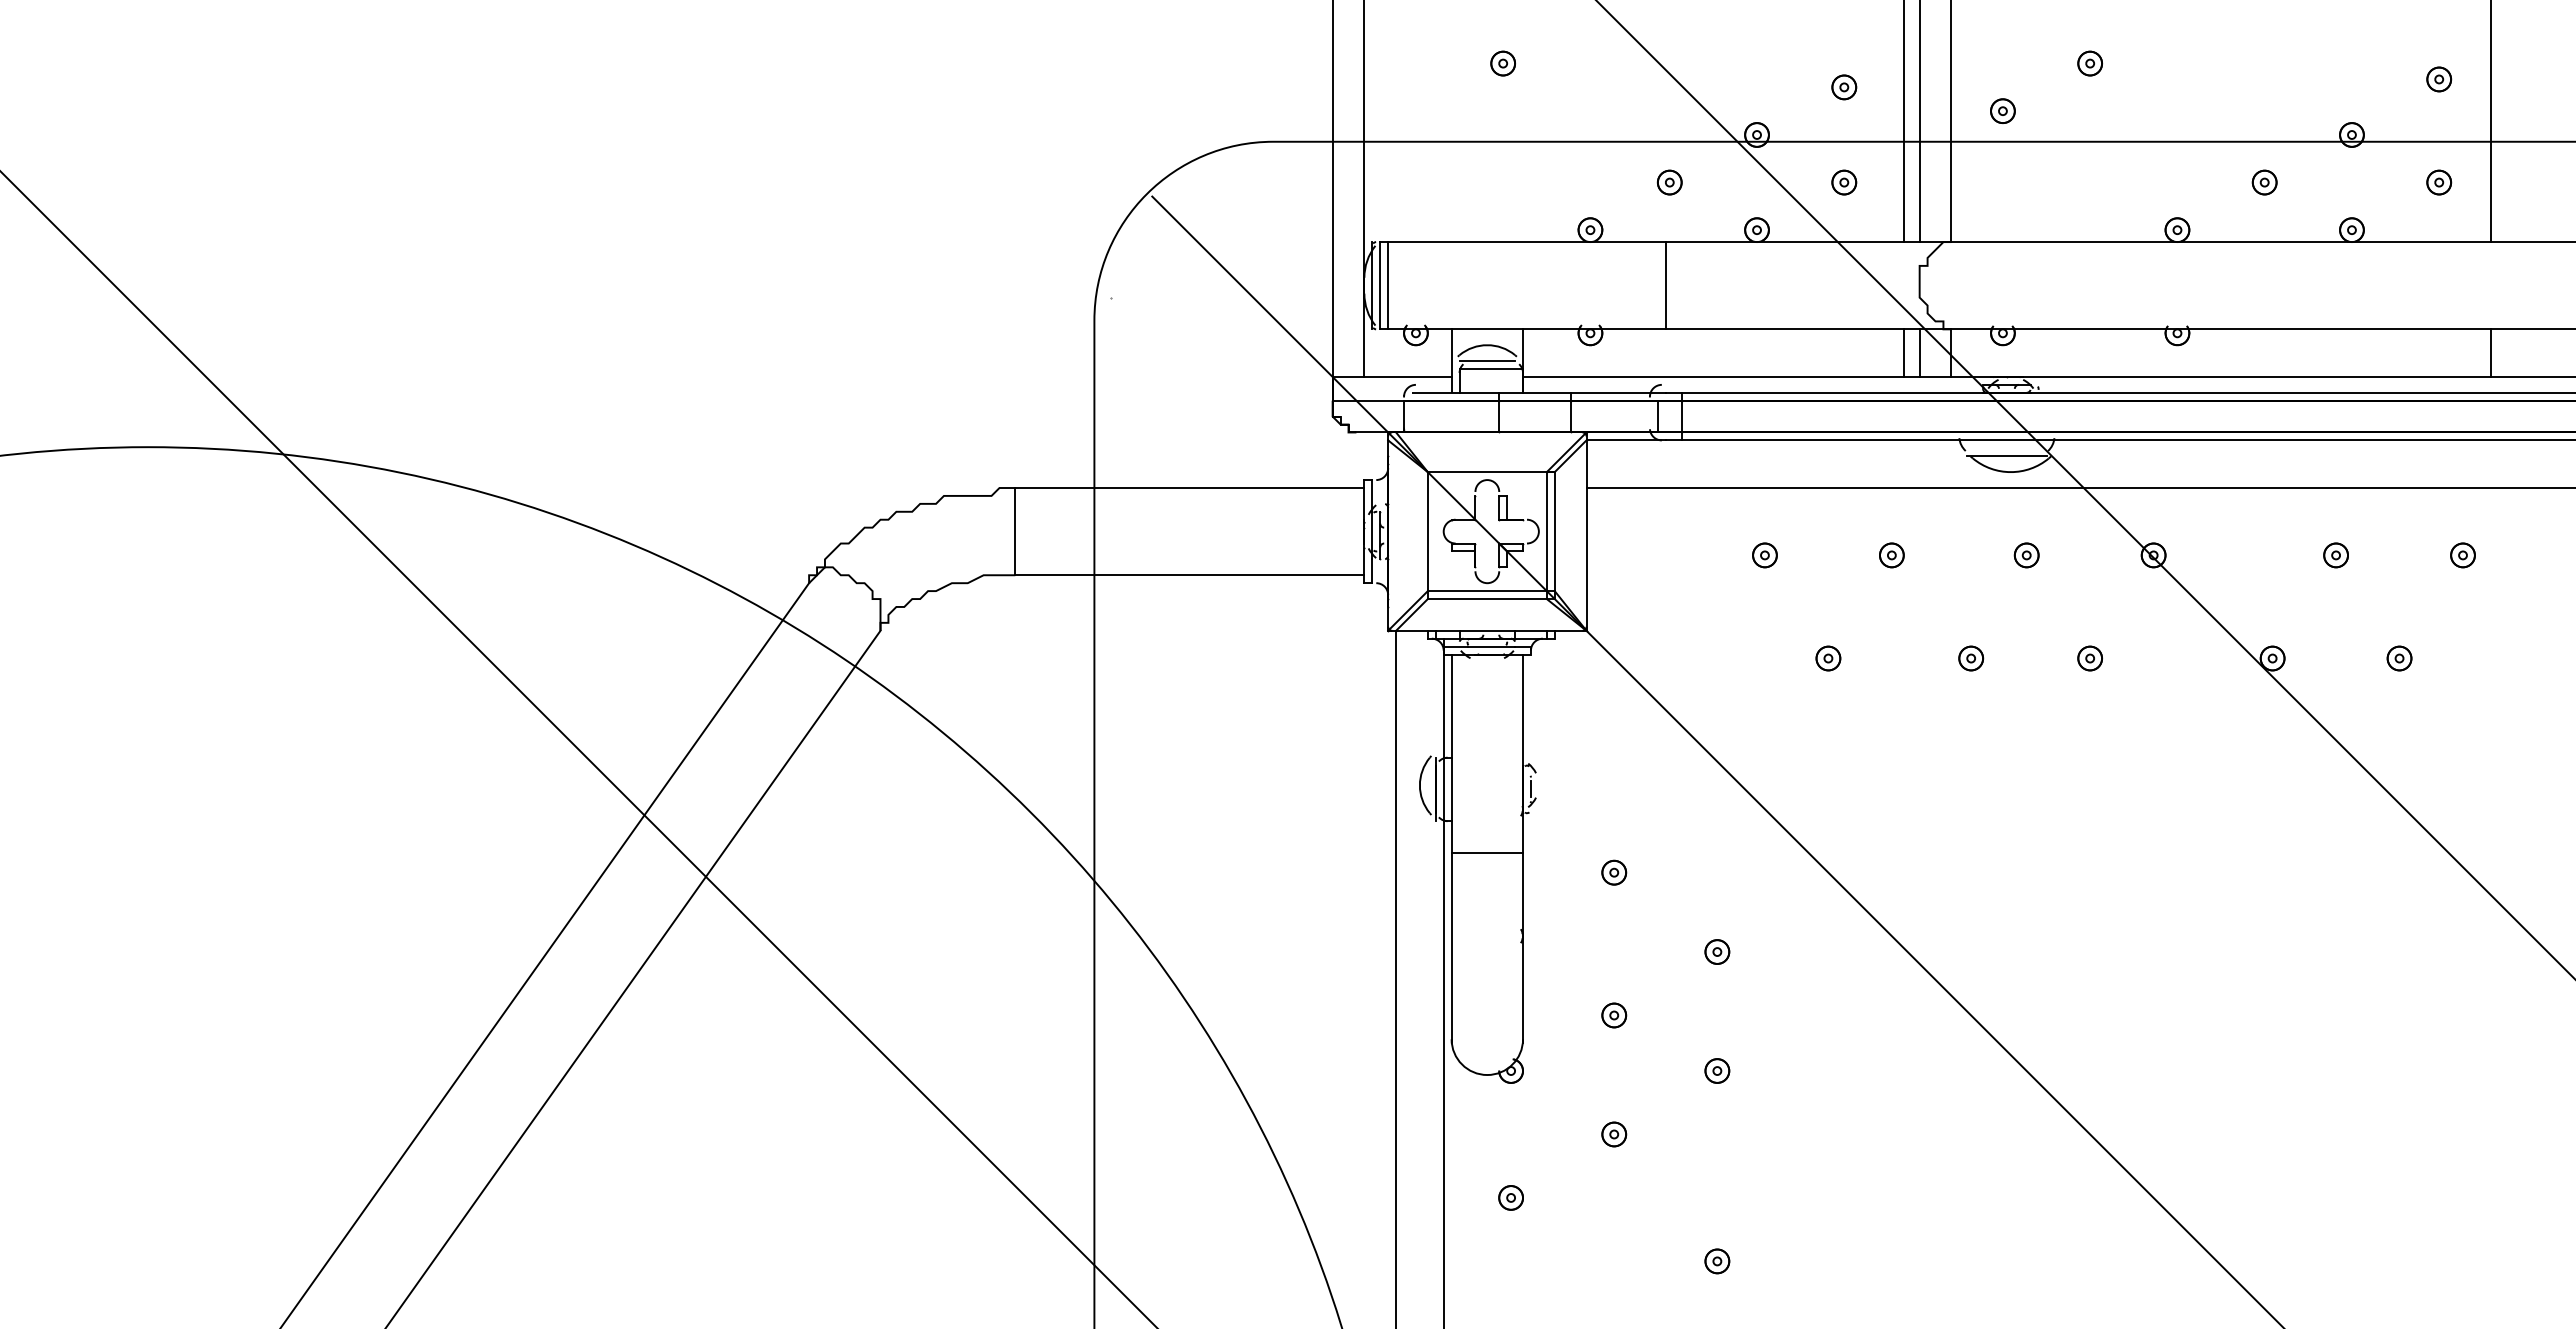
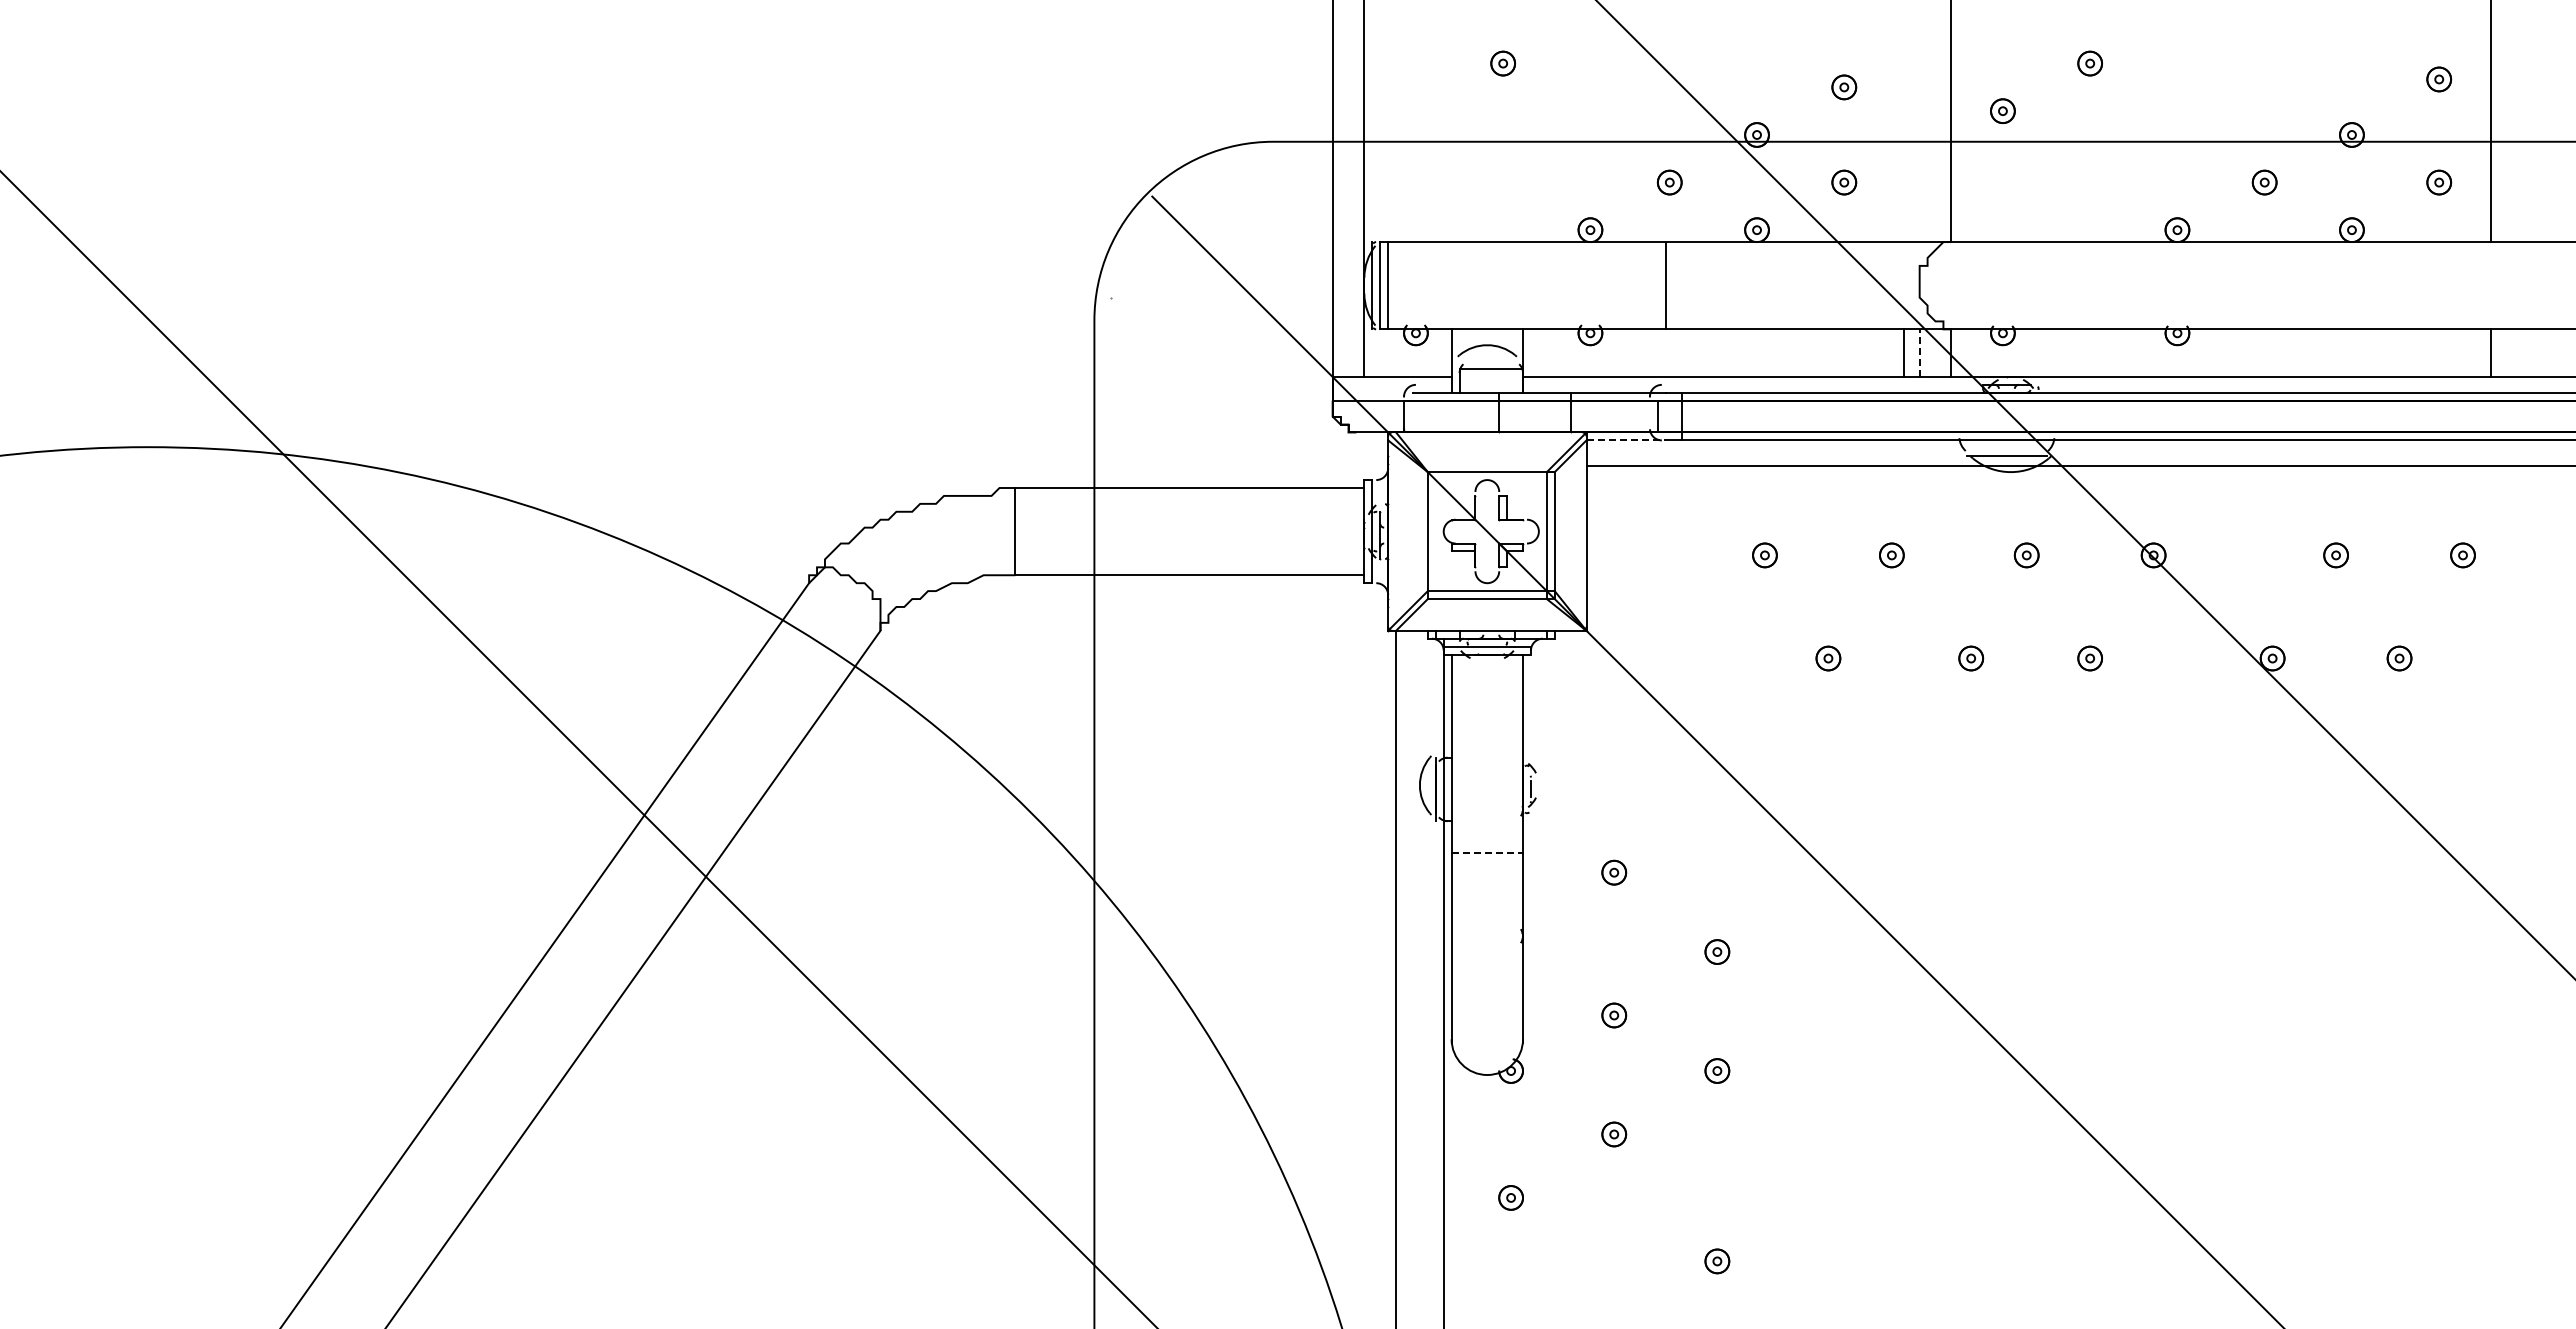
line: present -> none (1903, 122)
line: present -> none (1919, 122)
line: solid -> dashed (1919, 353)
line: present -> none (1487, 361)
line: solid -> dashed (1626, 440)
line position: (2079, 488) -> (2079, 466) (2079, 466)
line: solid -> dashed (1487, 852)
